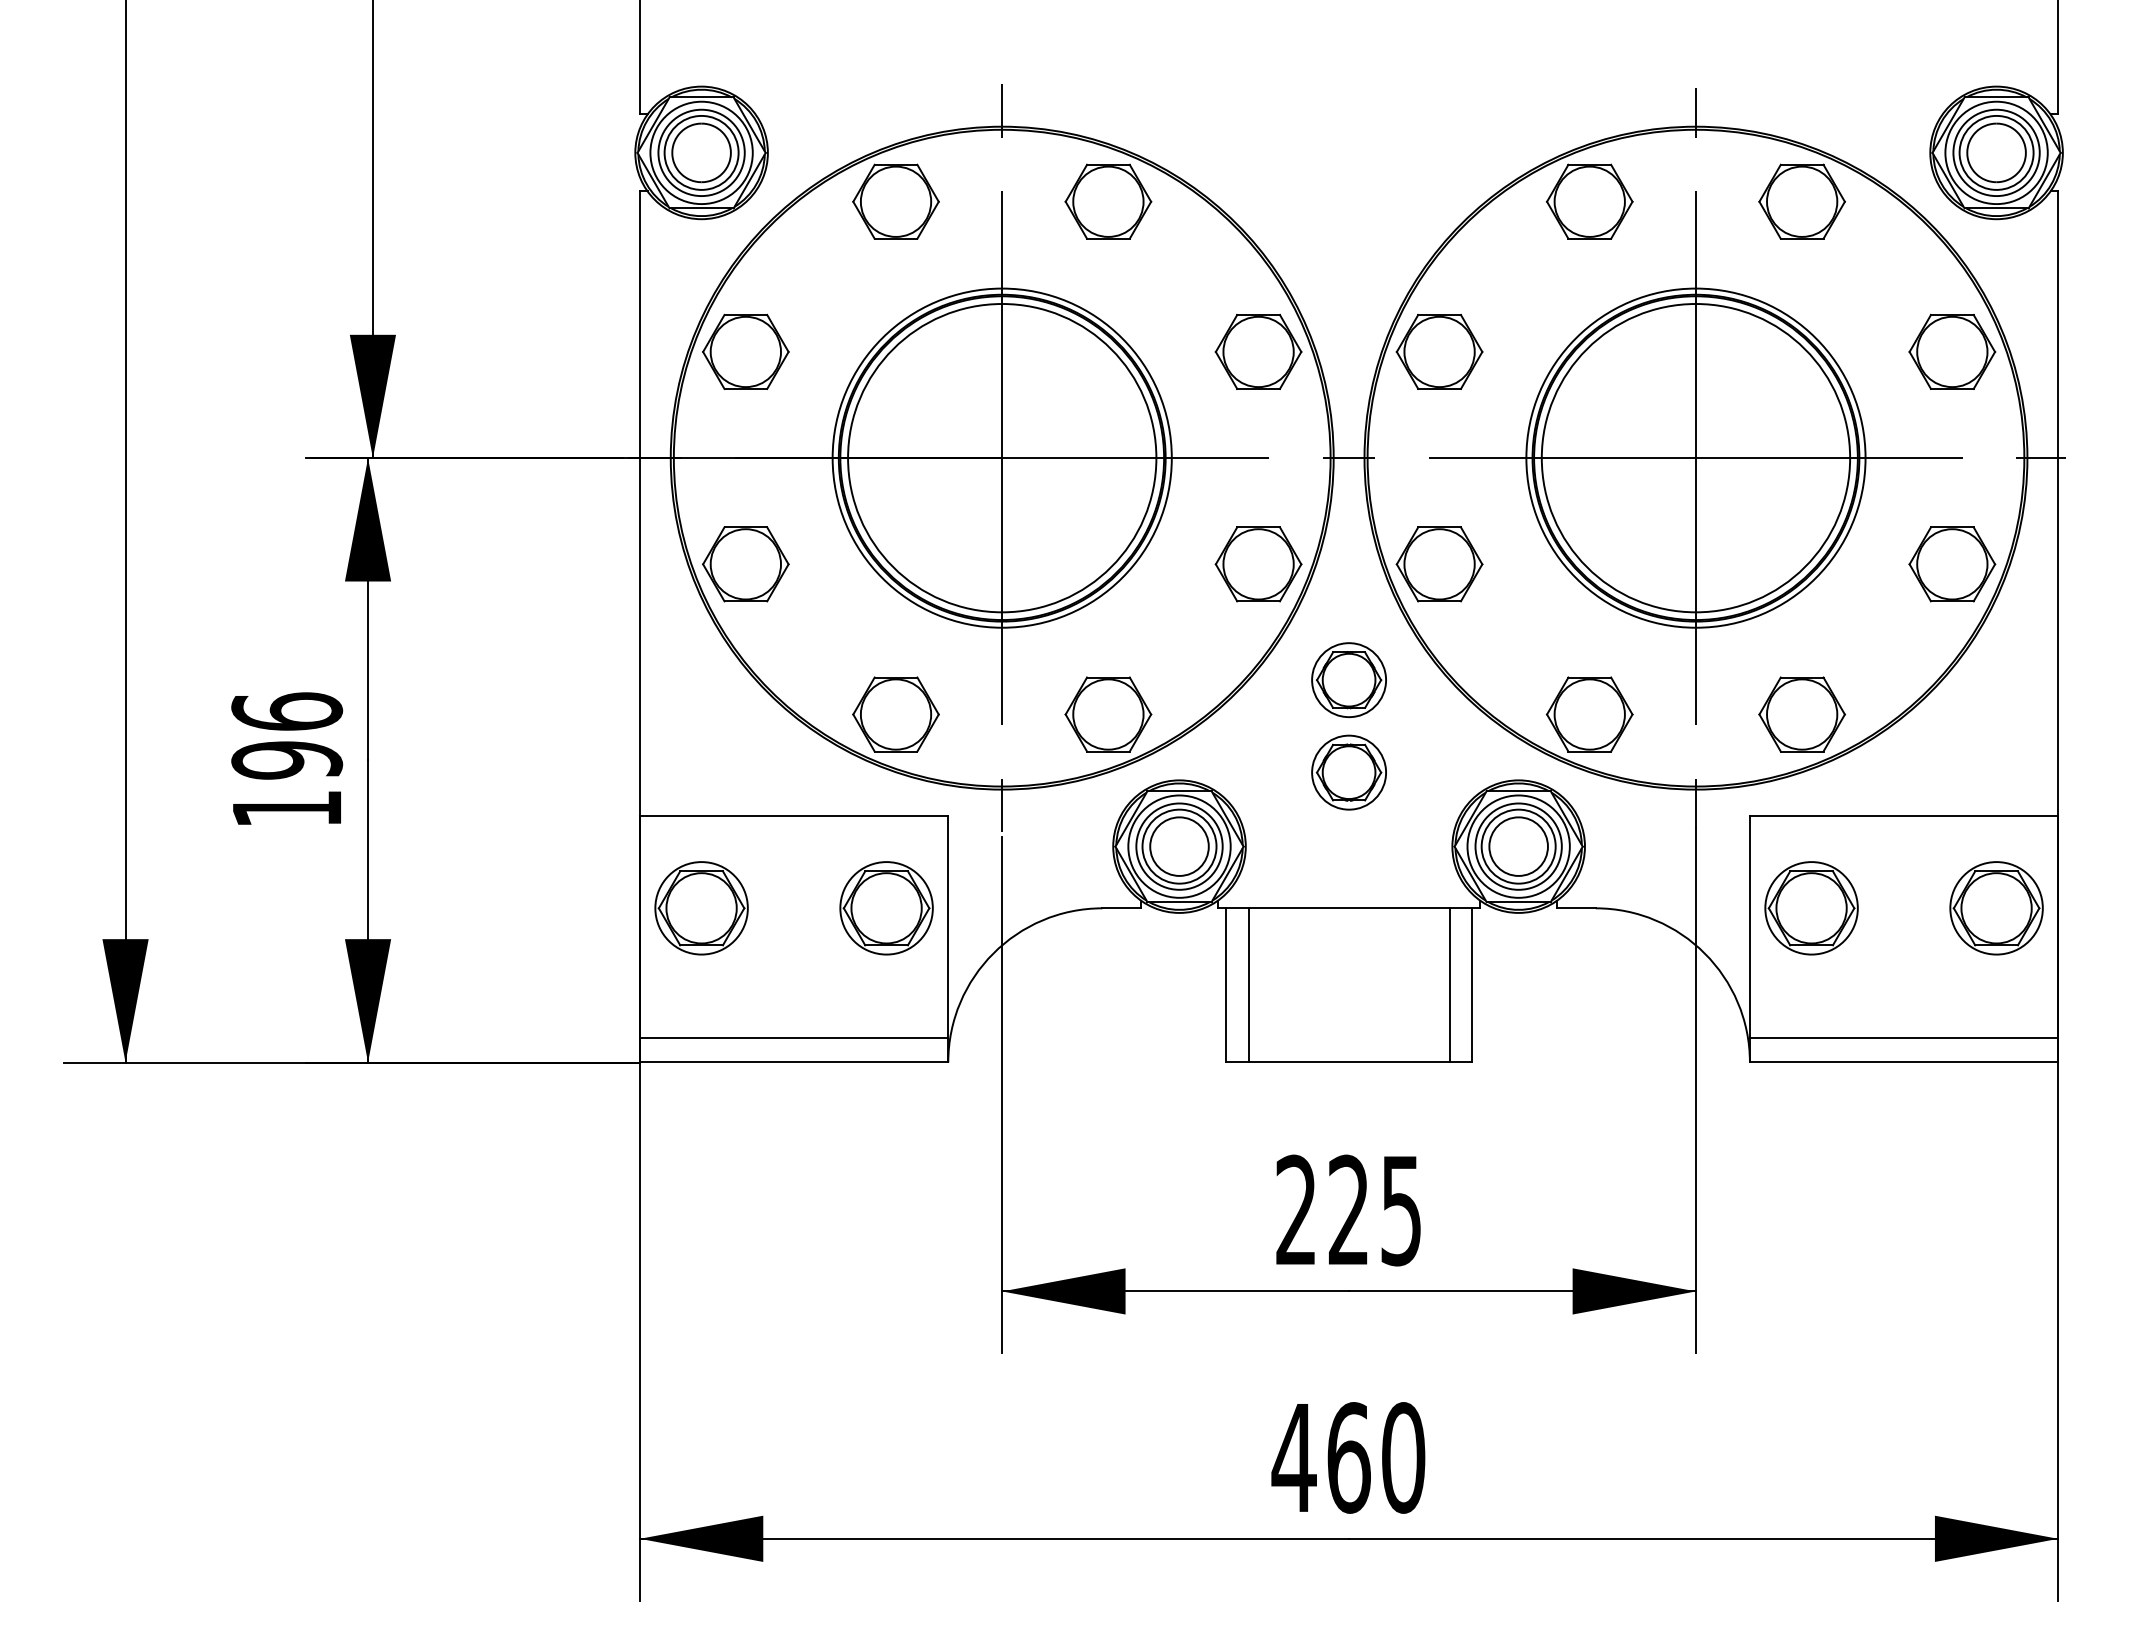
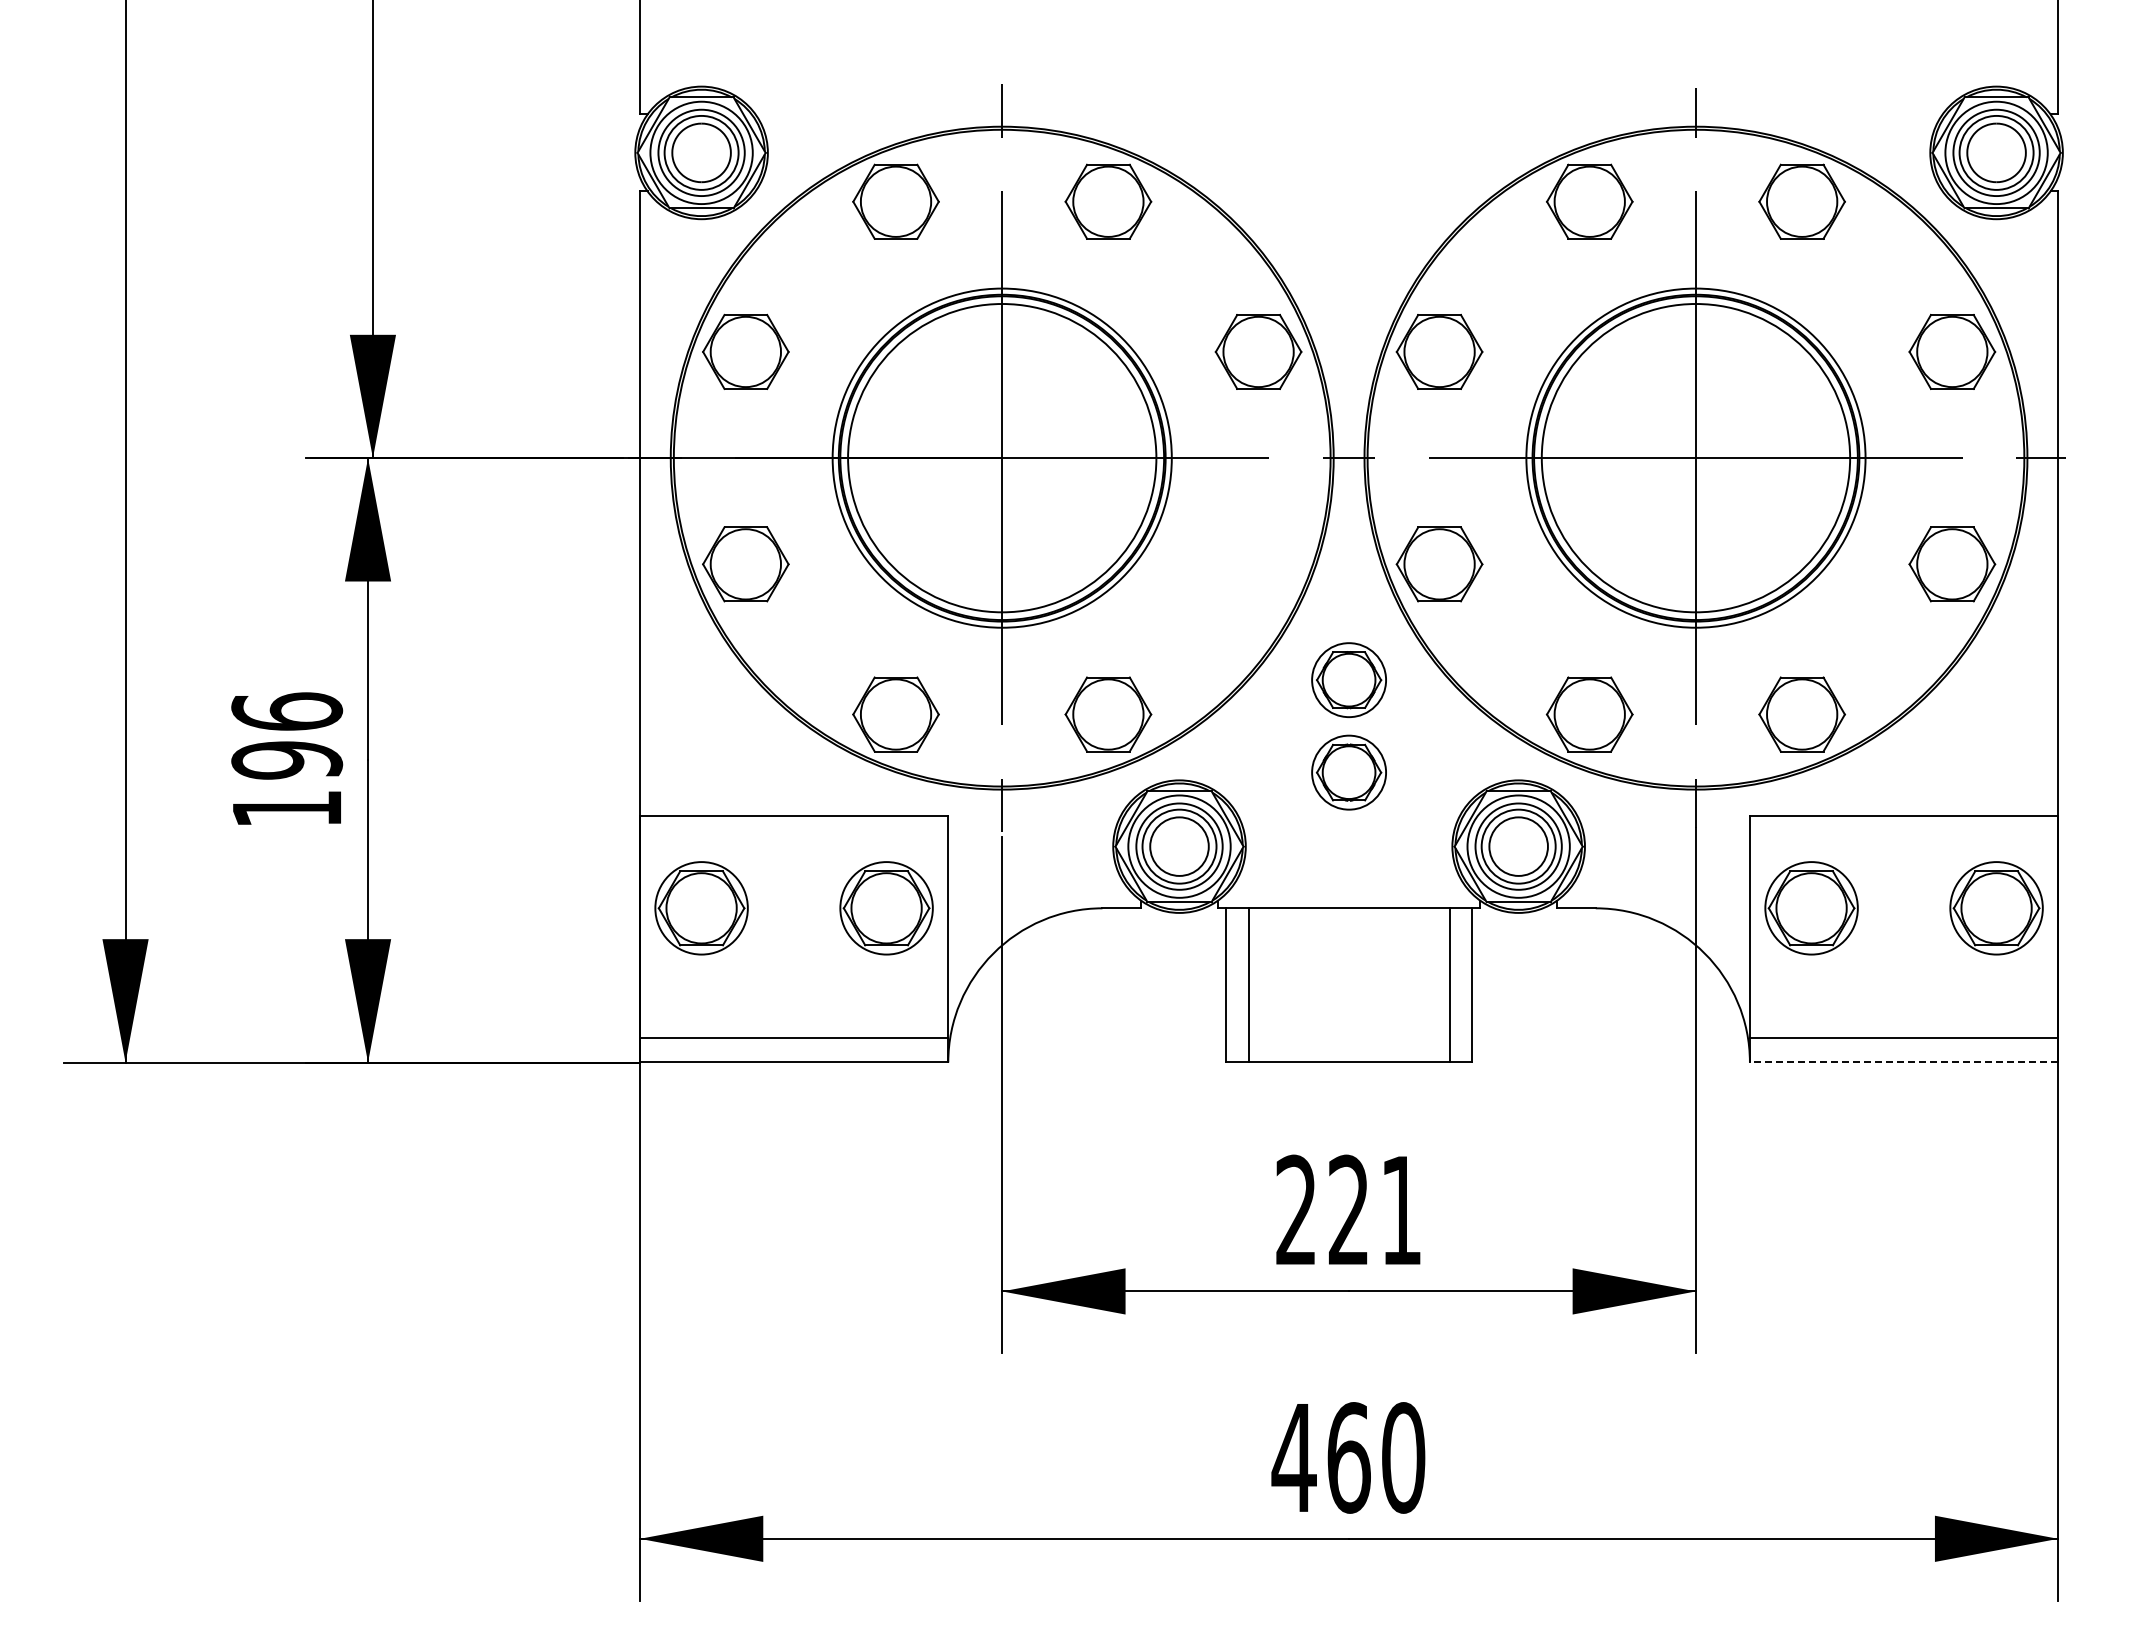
part: present -> none (1258, 564)
line: solid -> dashed (1903, 1062)
text: 225 -> 221 (1400, 1211)
